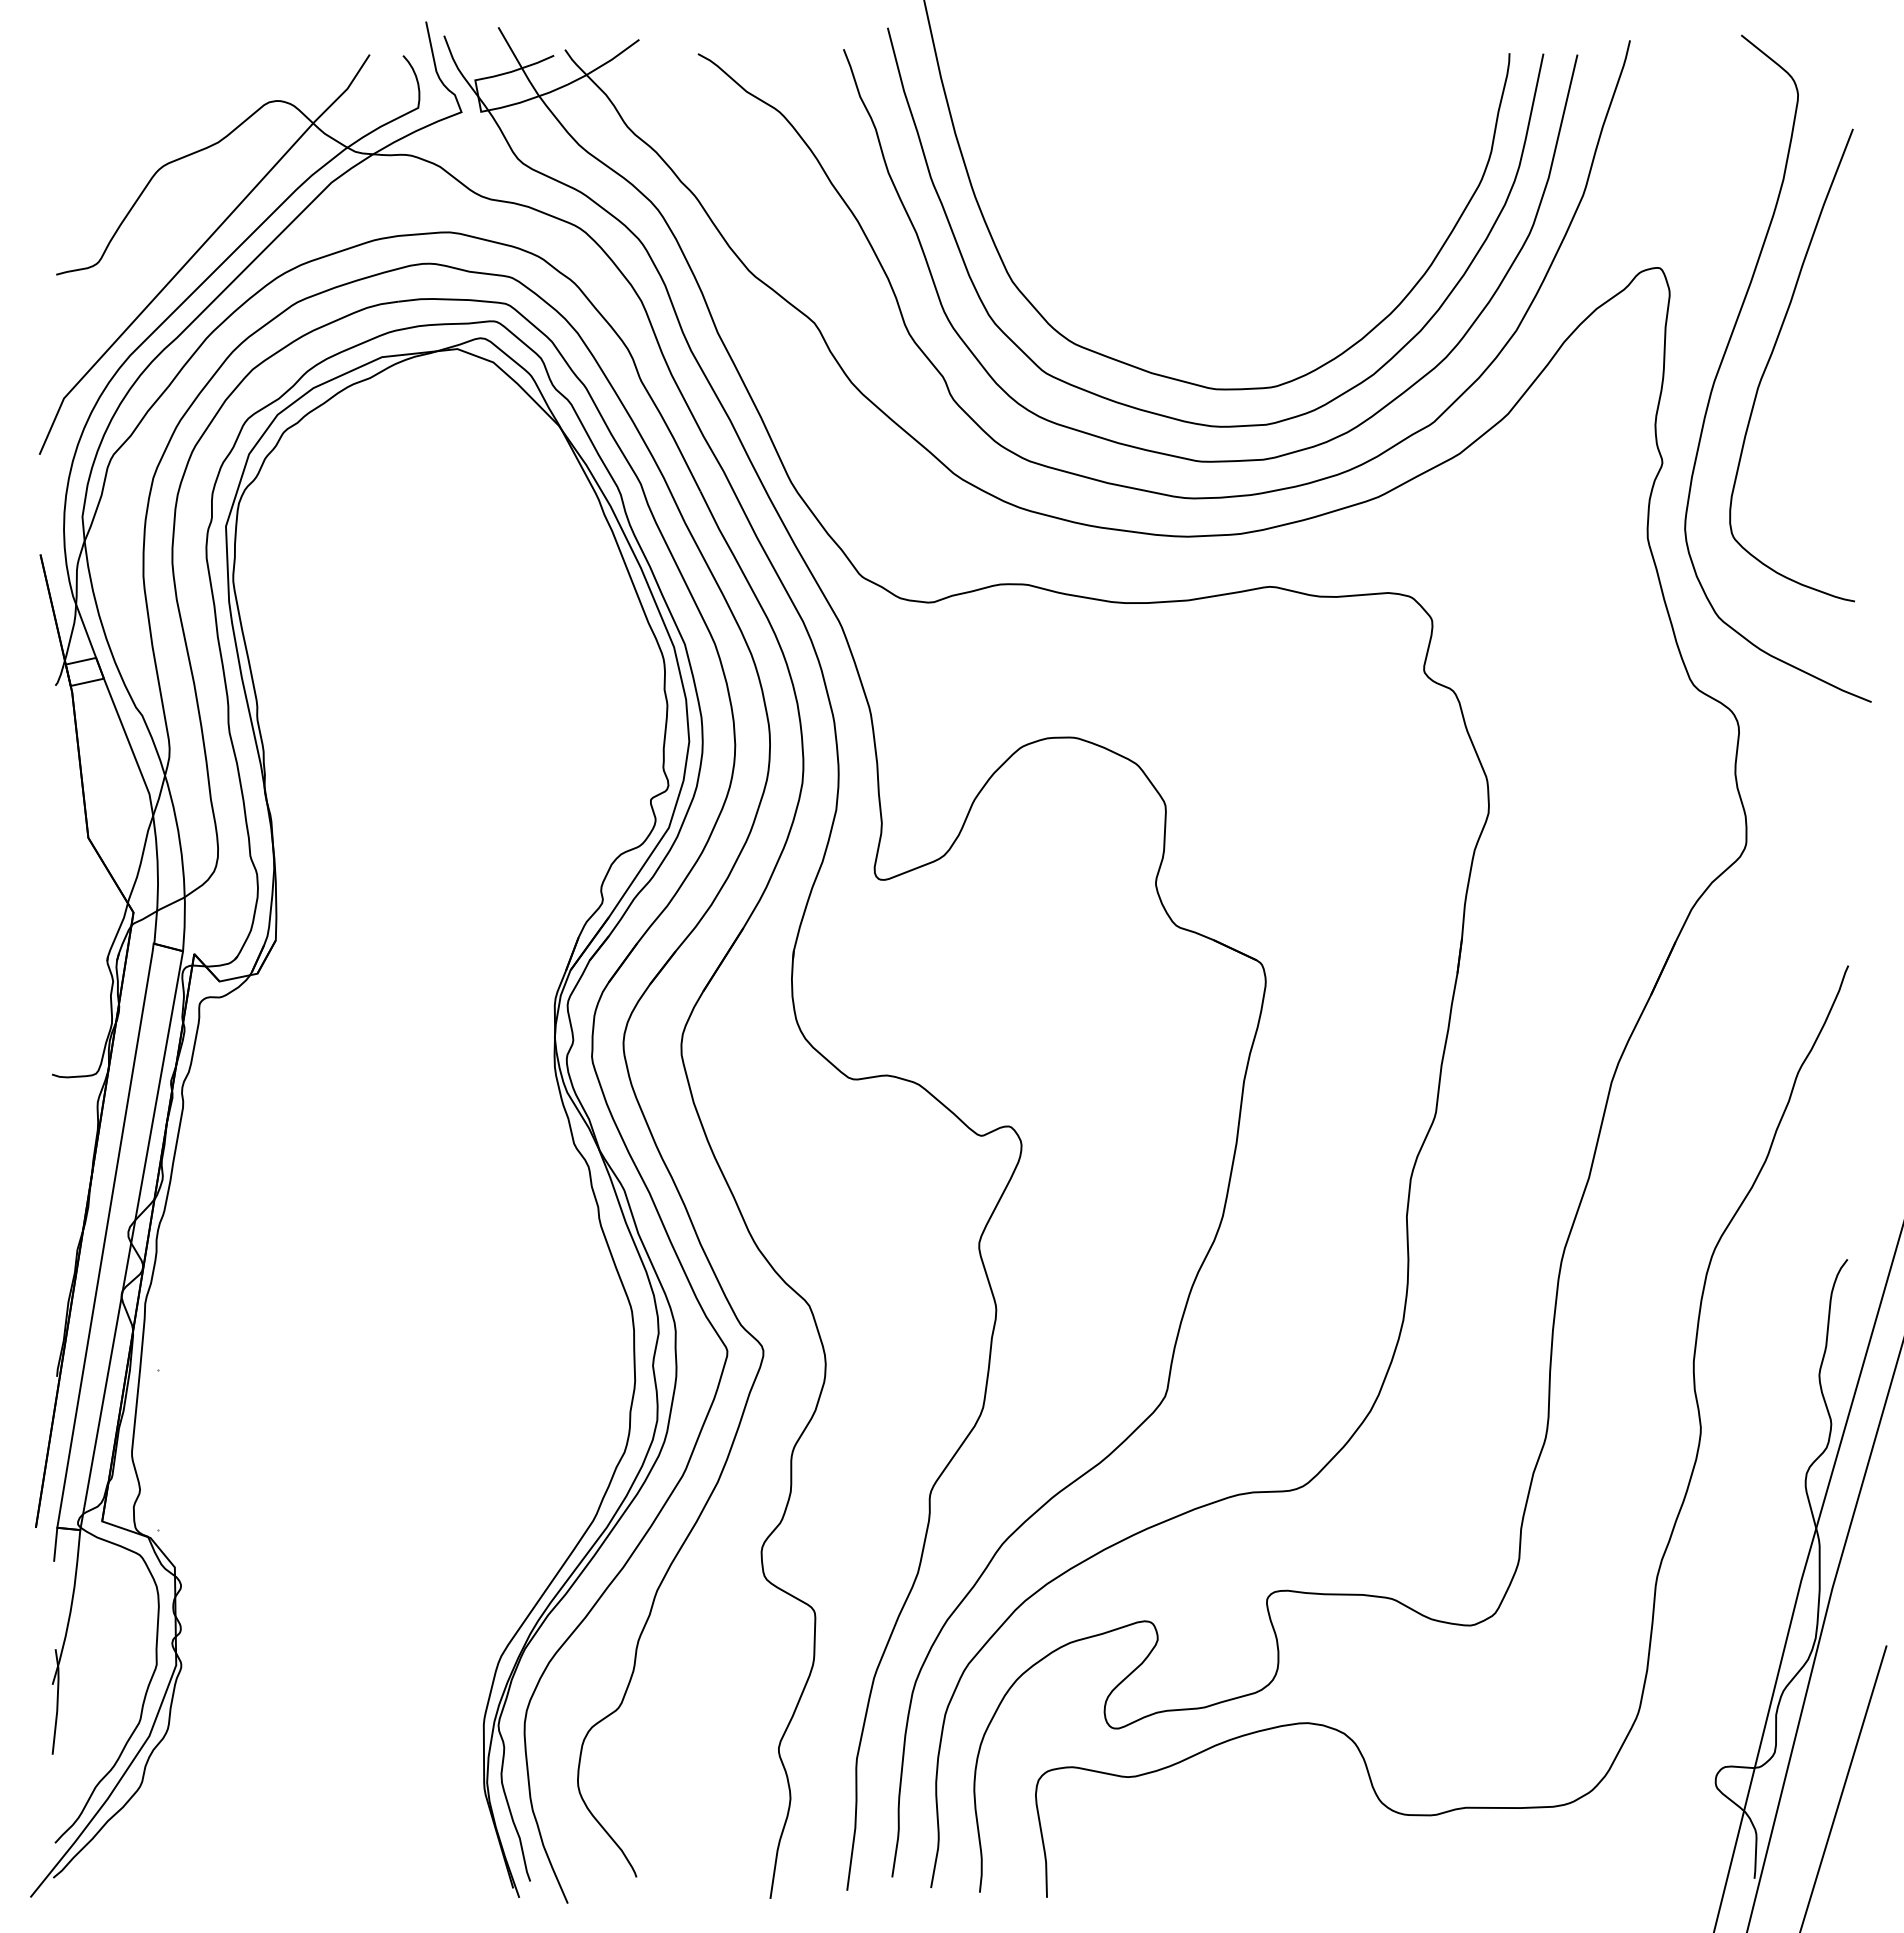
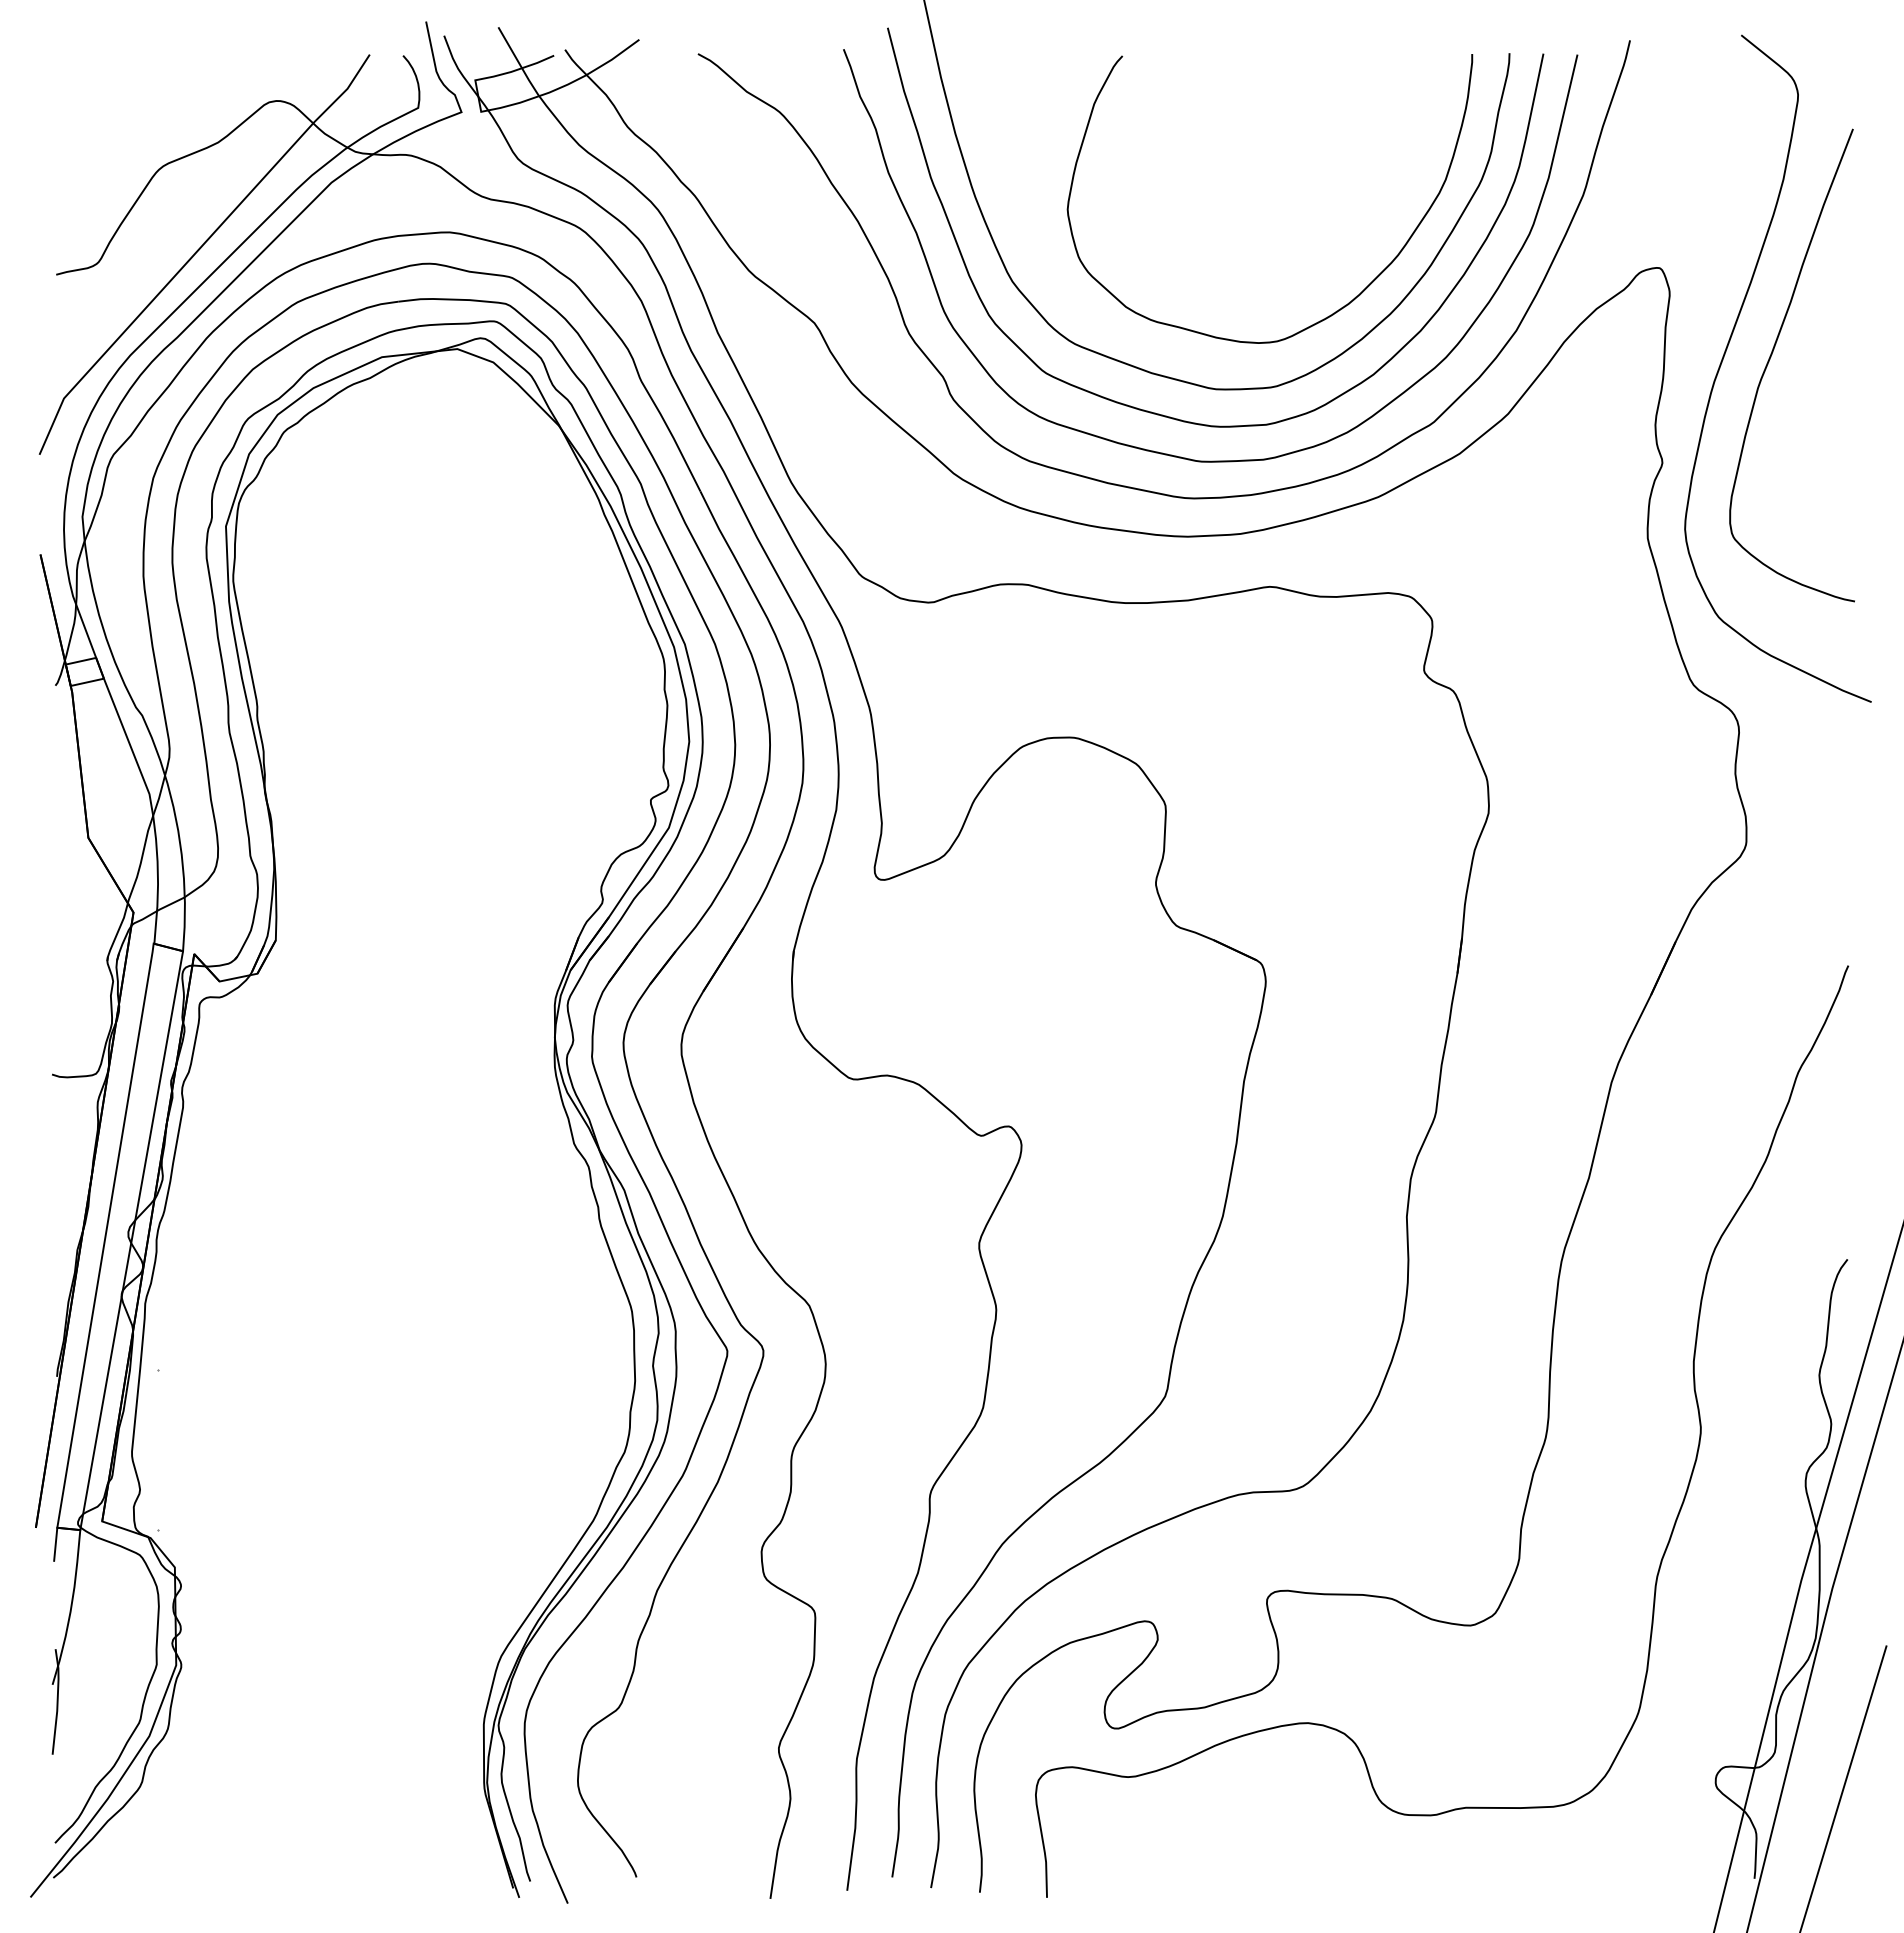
curve: none -> present (1342, 306)
